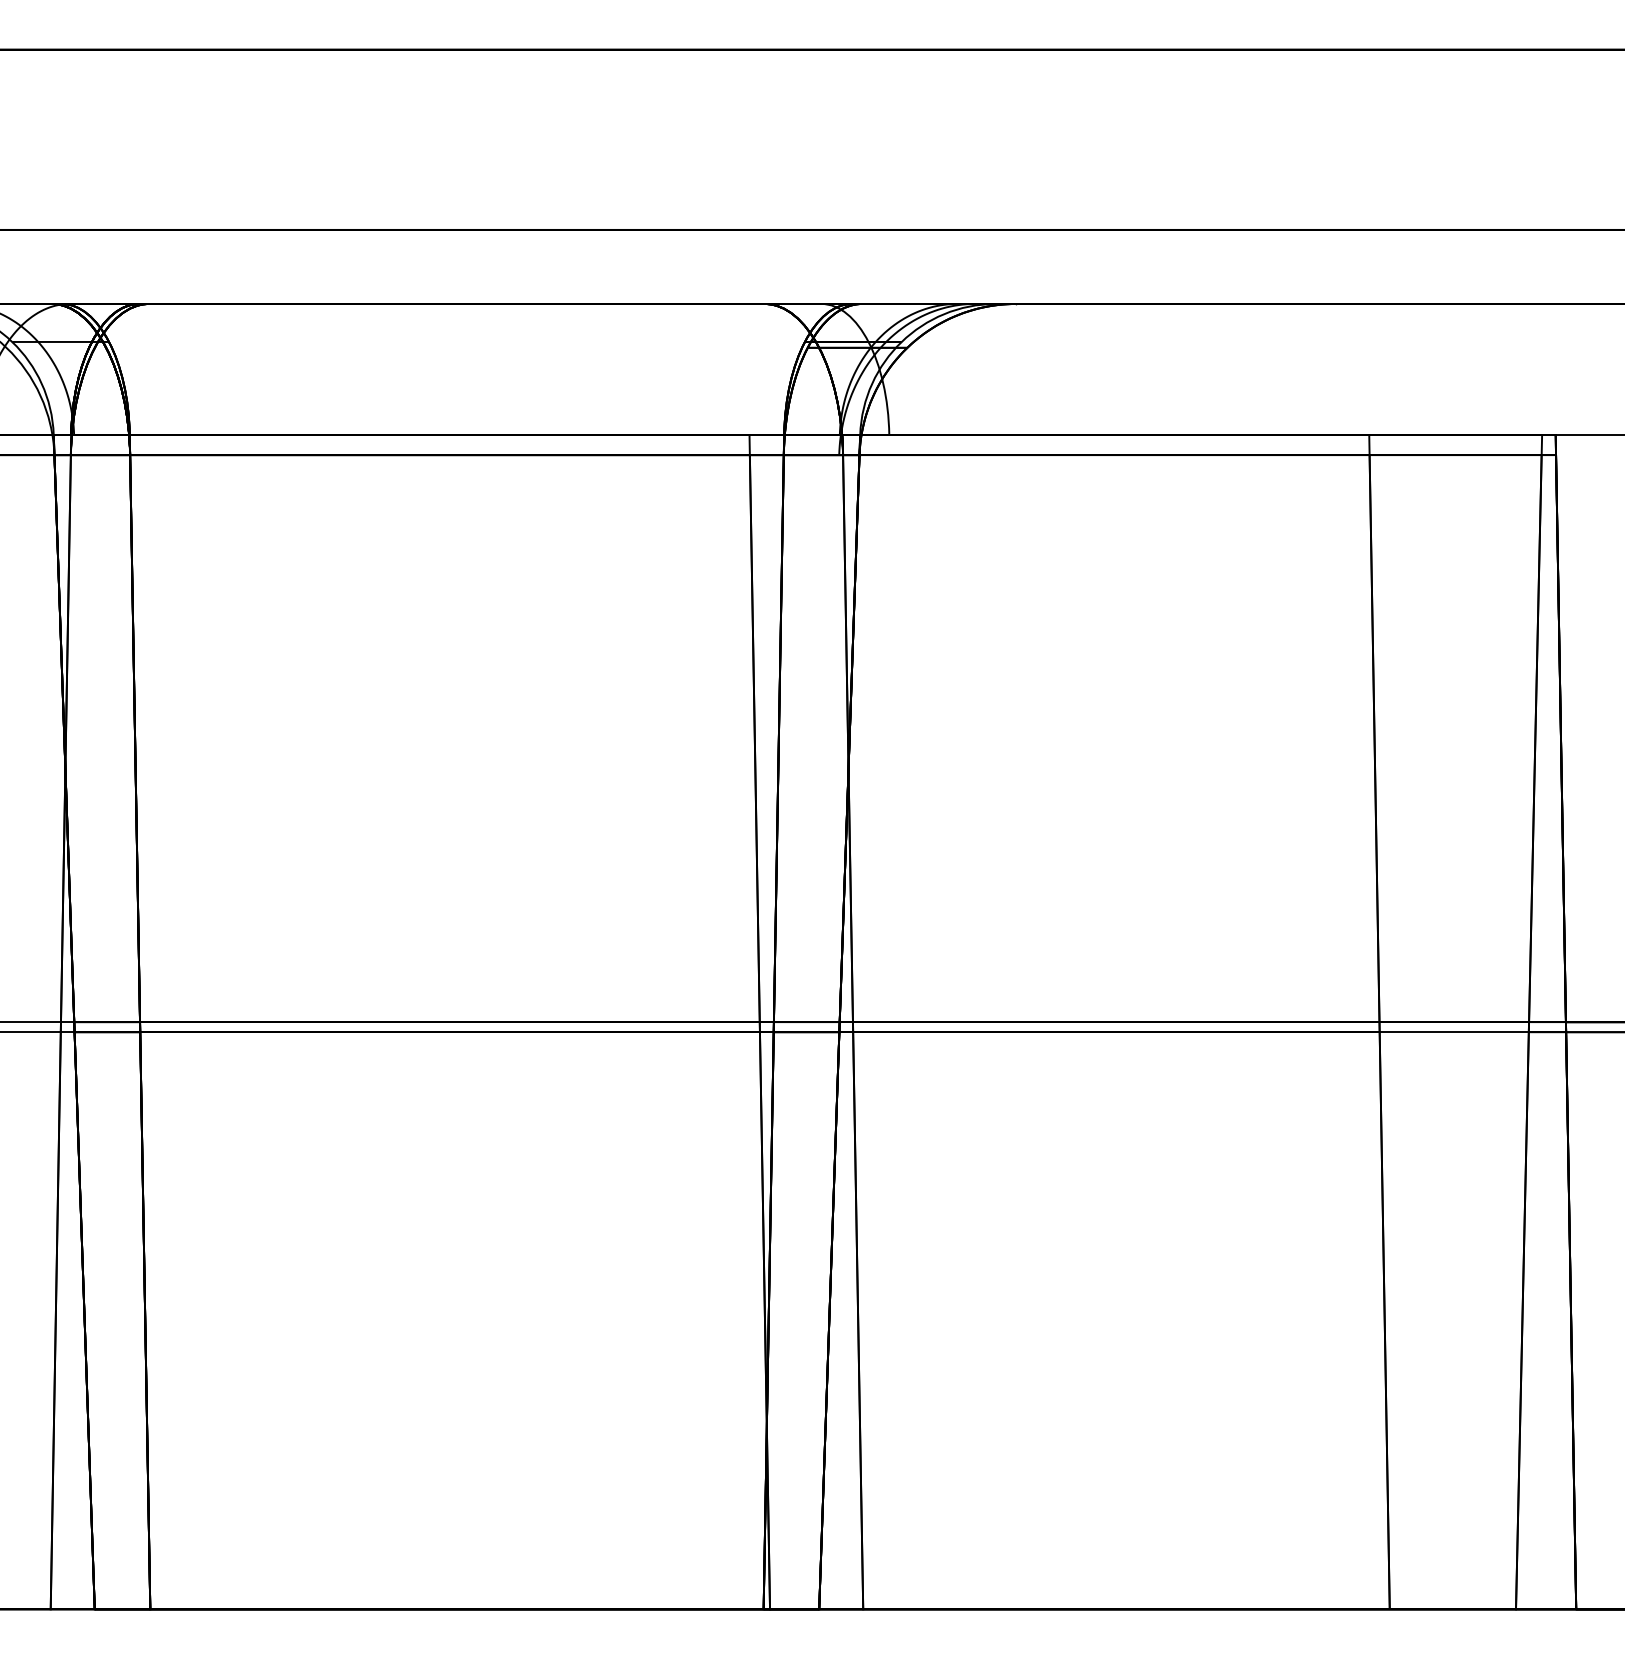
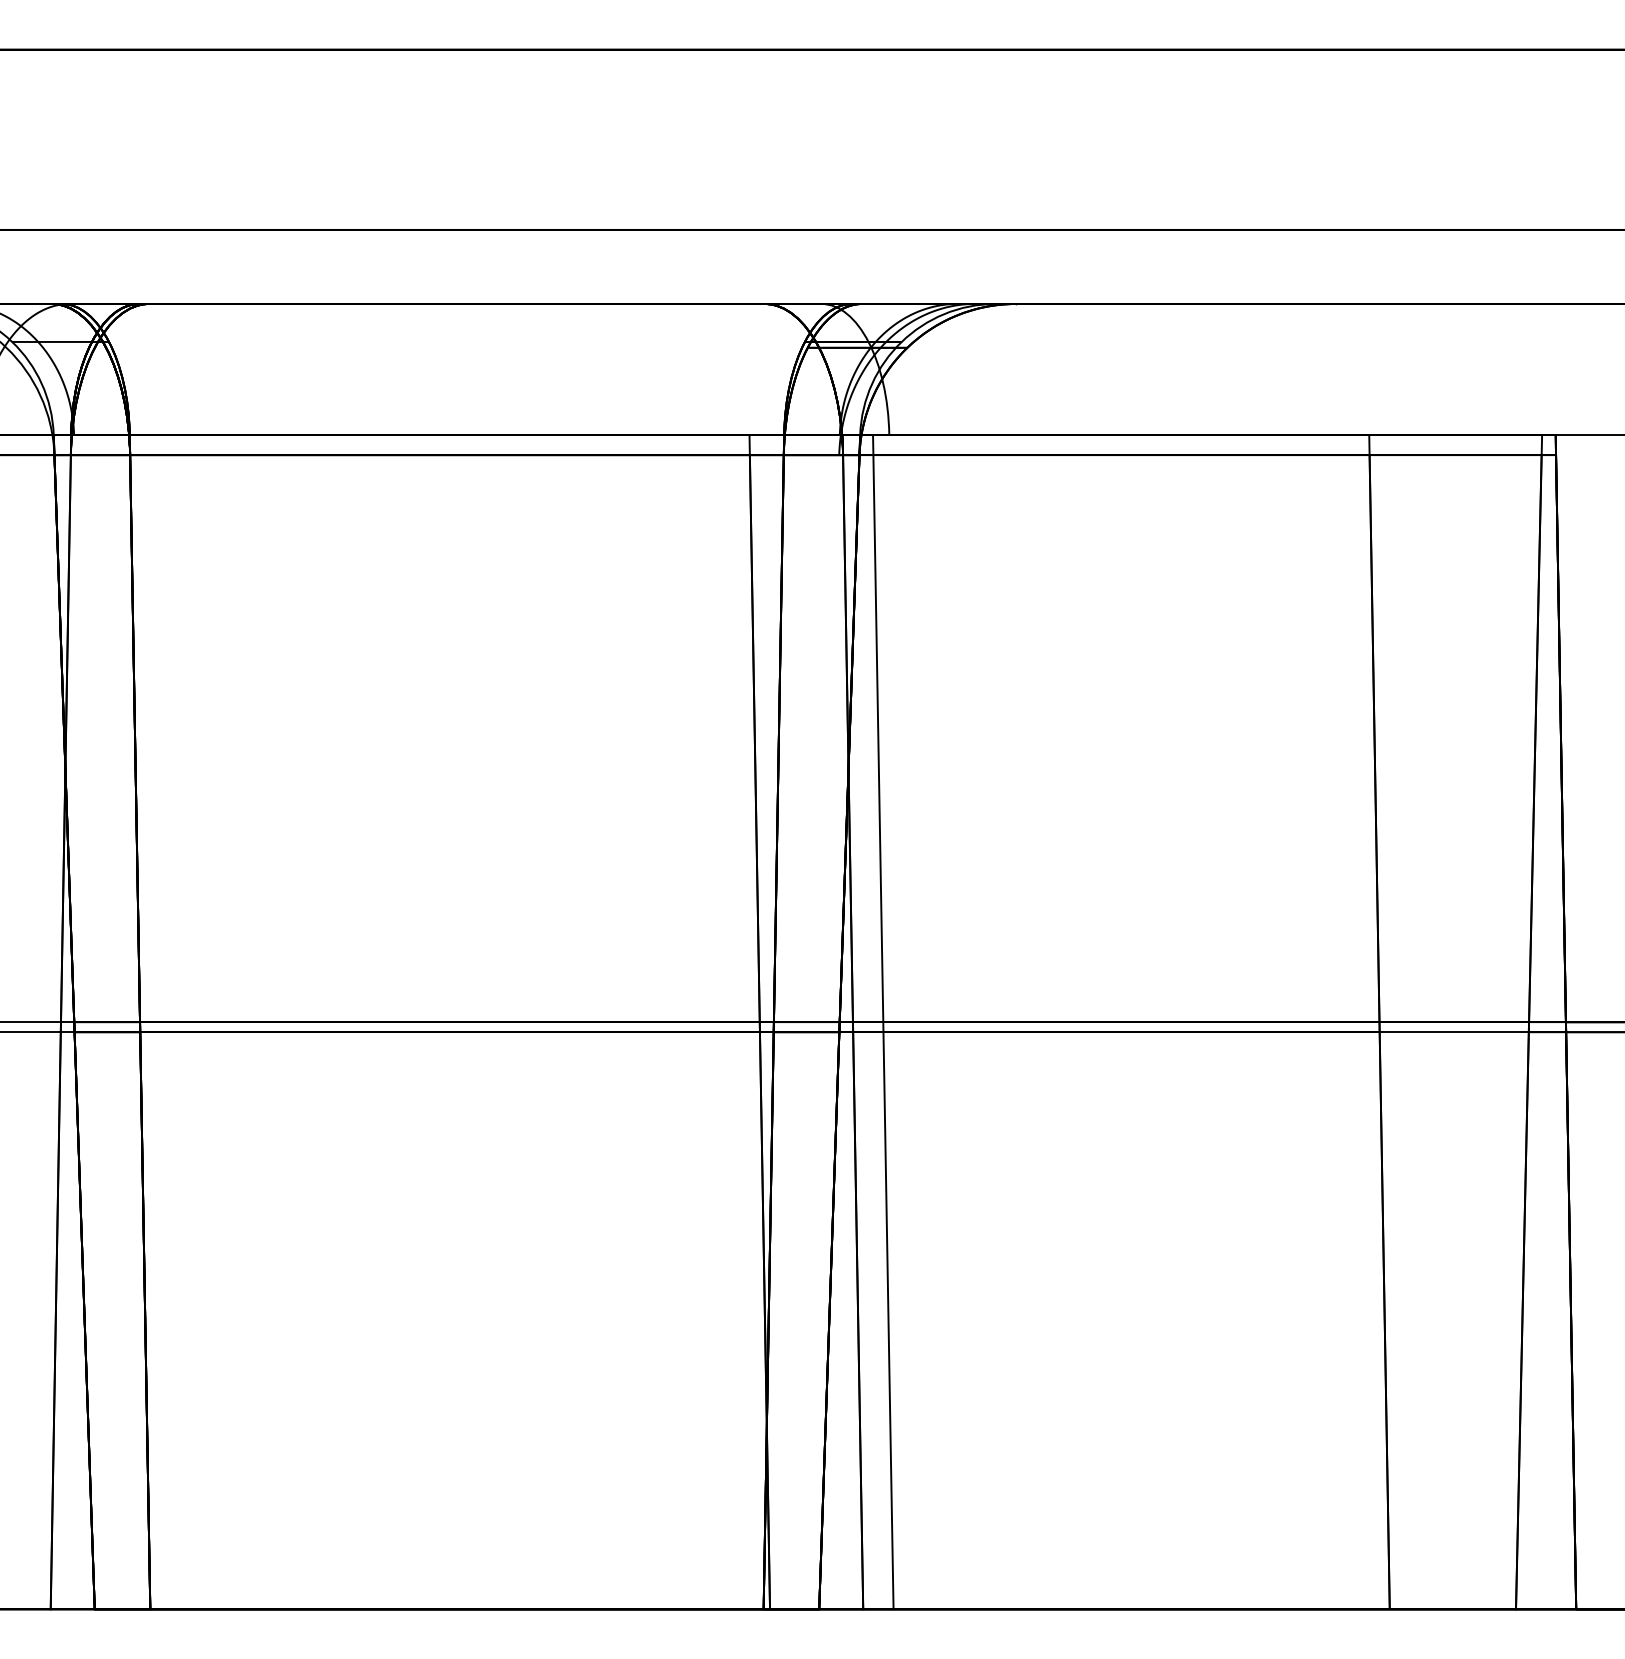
line: none -> present (883, 1021)
